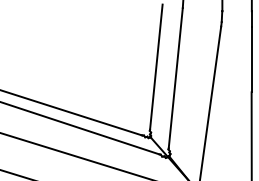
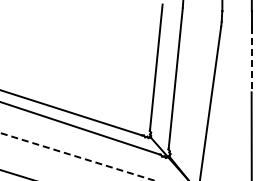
line: solid -> dashed (251, 59)
line: solid -> dashed (78, 157)
